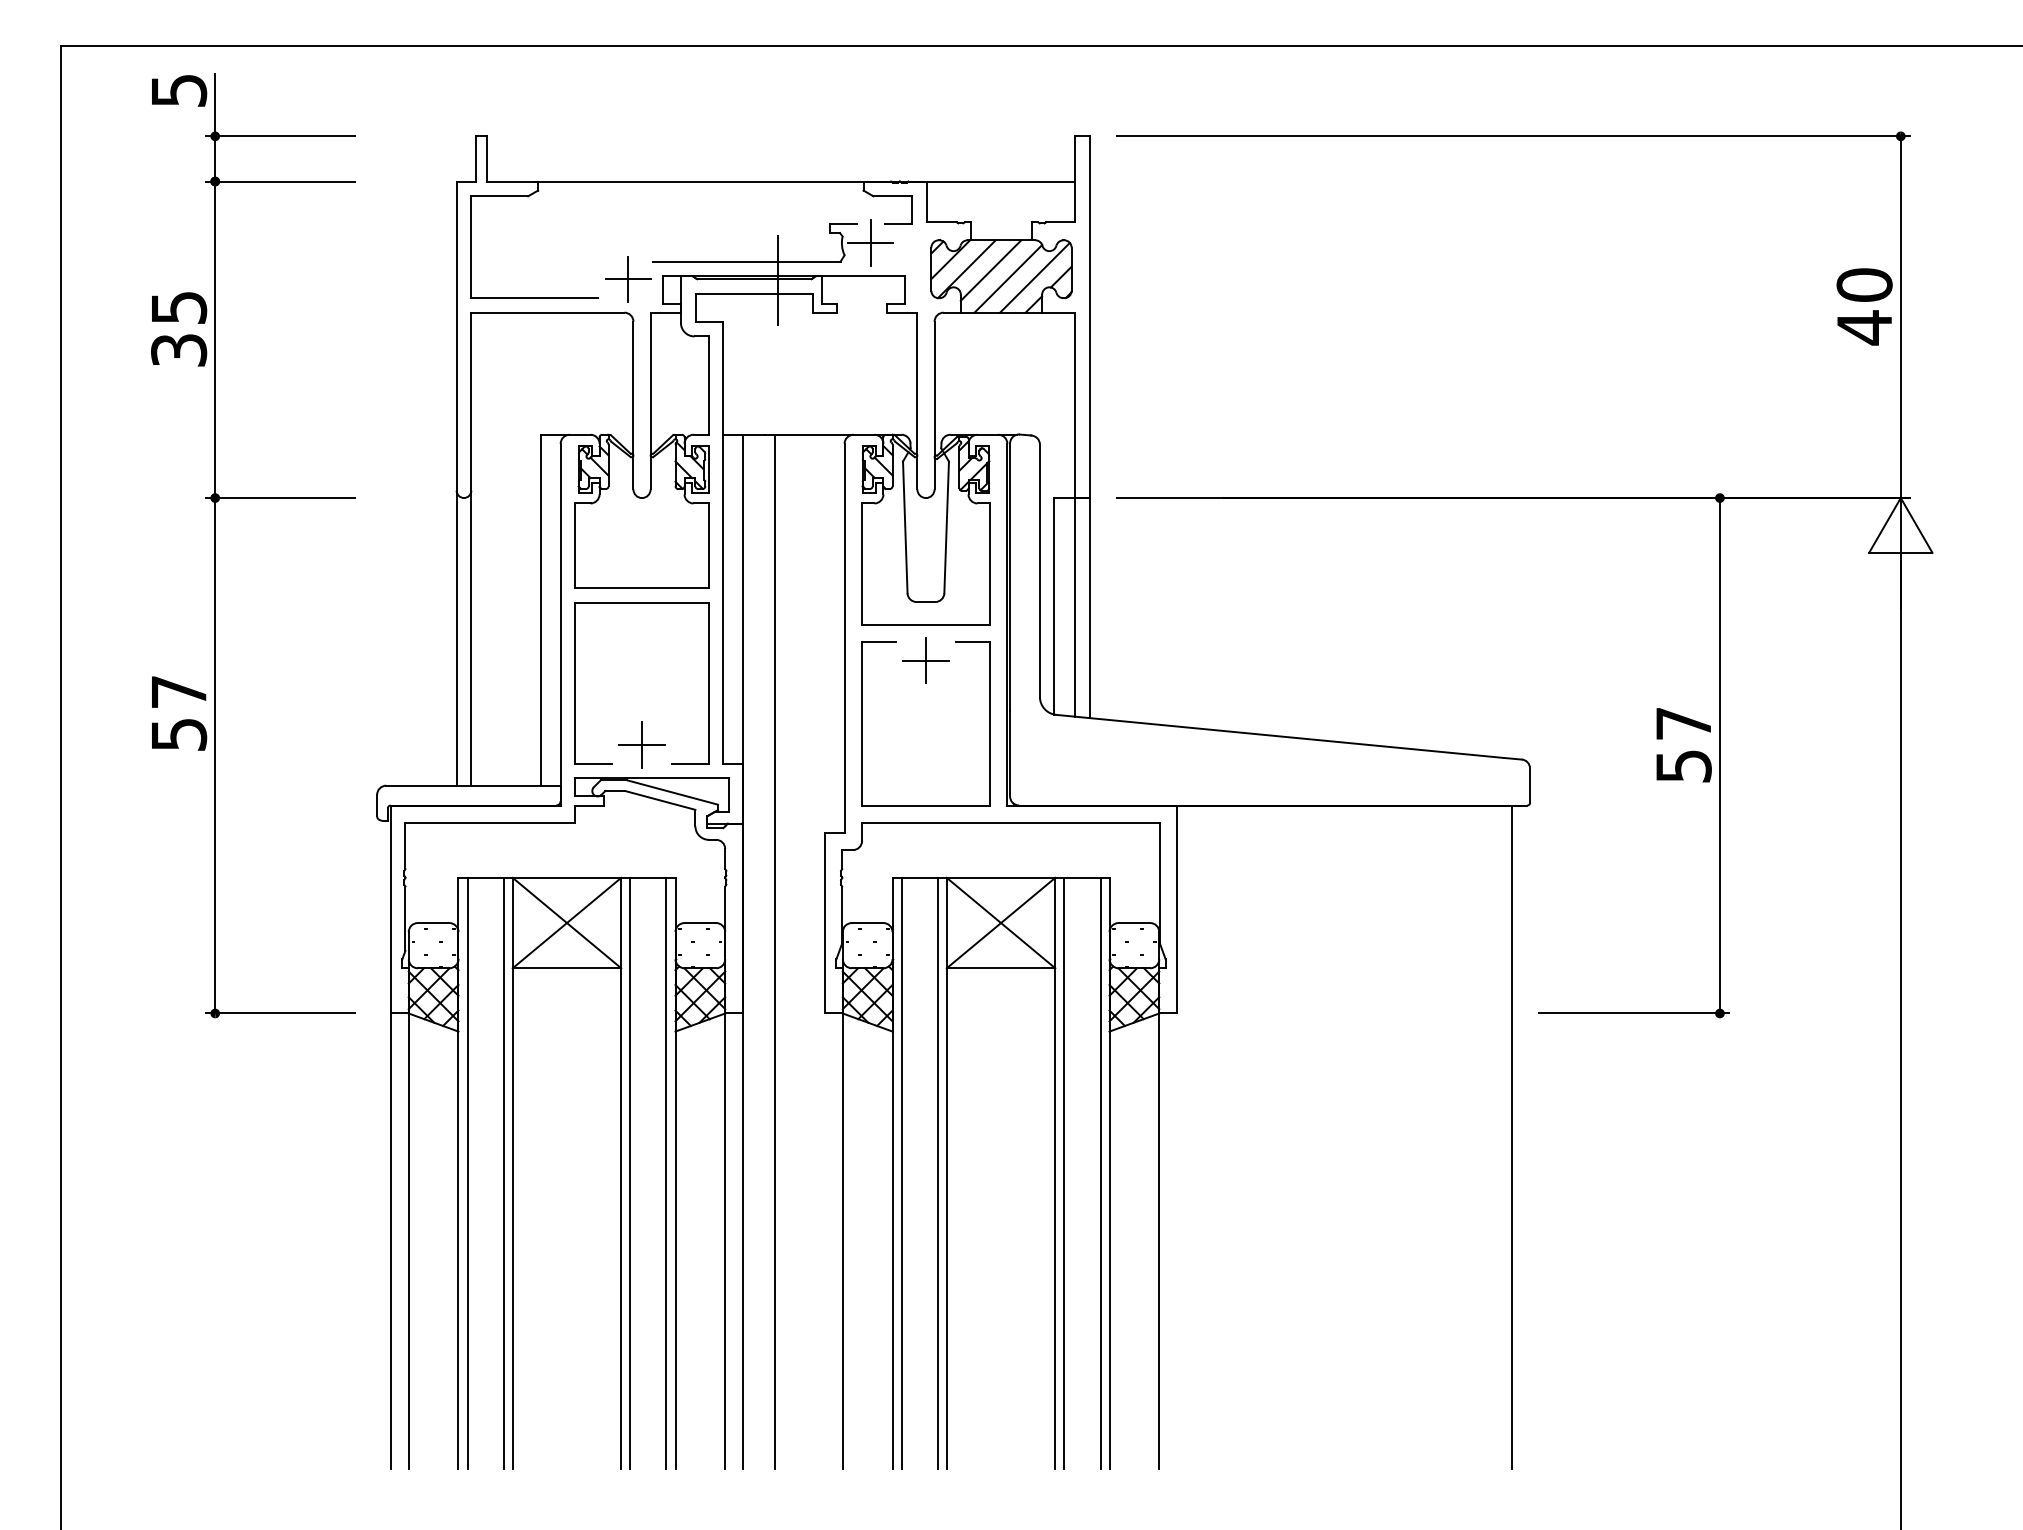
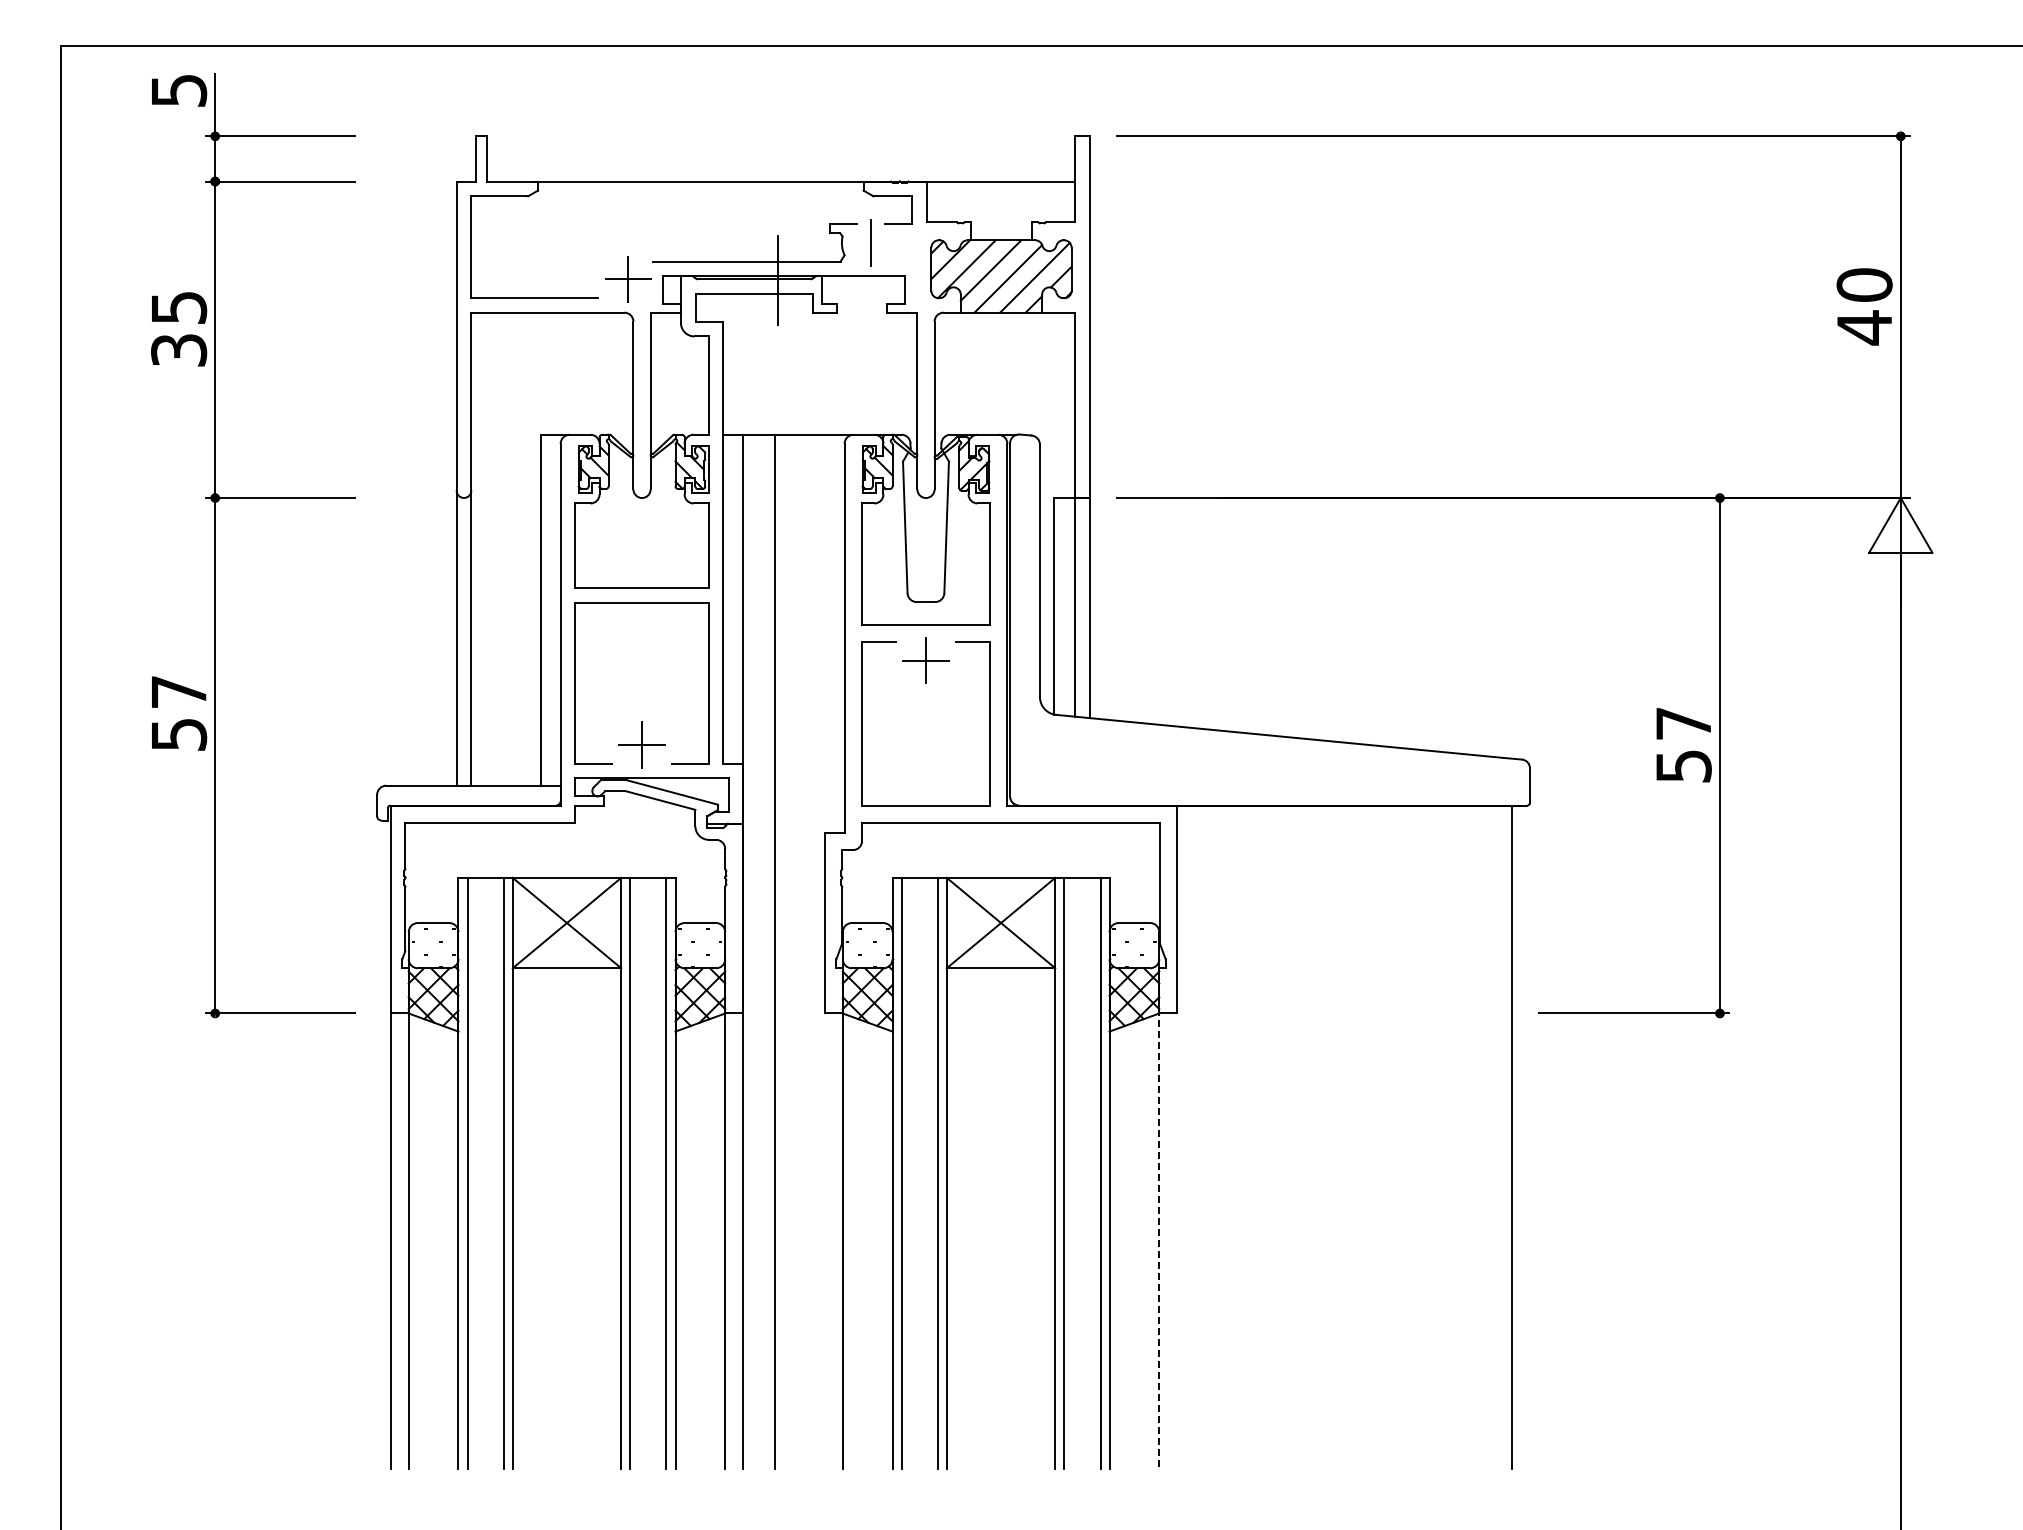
line: present -> none (870, 243)
line: solid -> dashed (1159, 1238)
